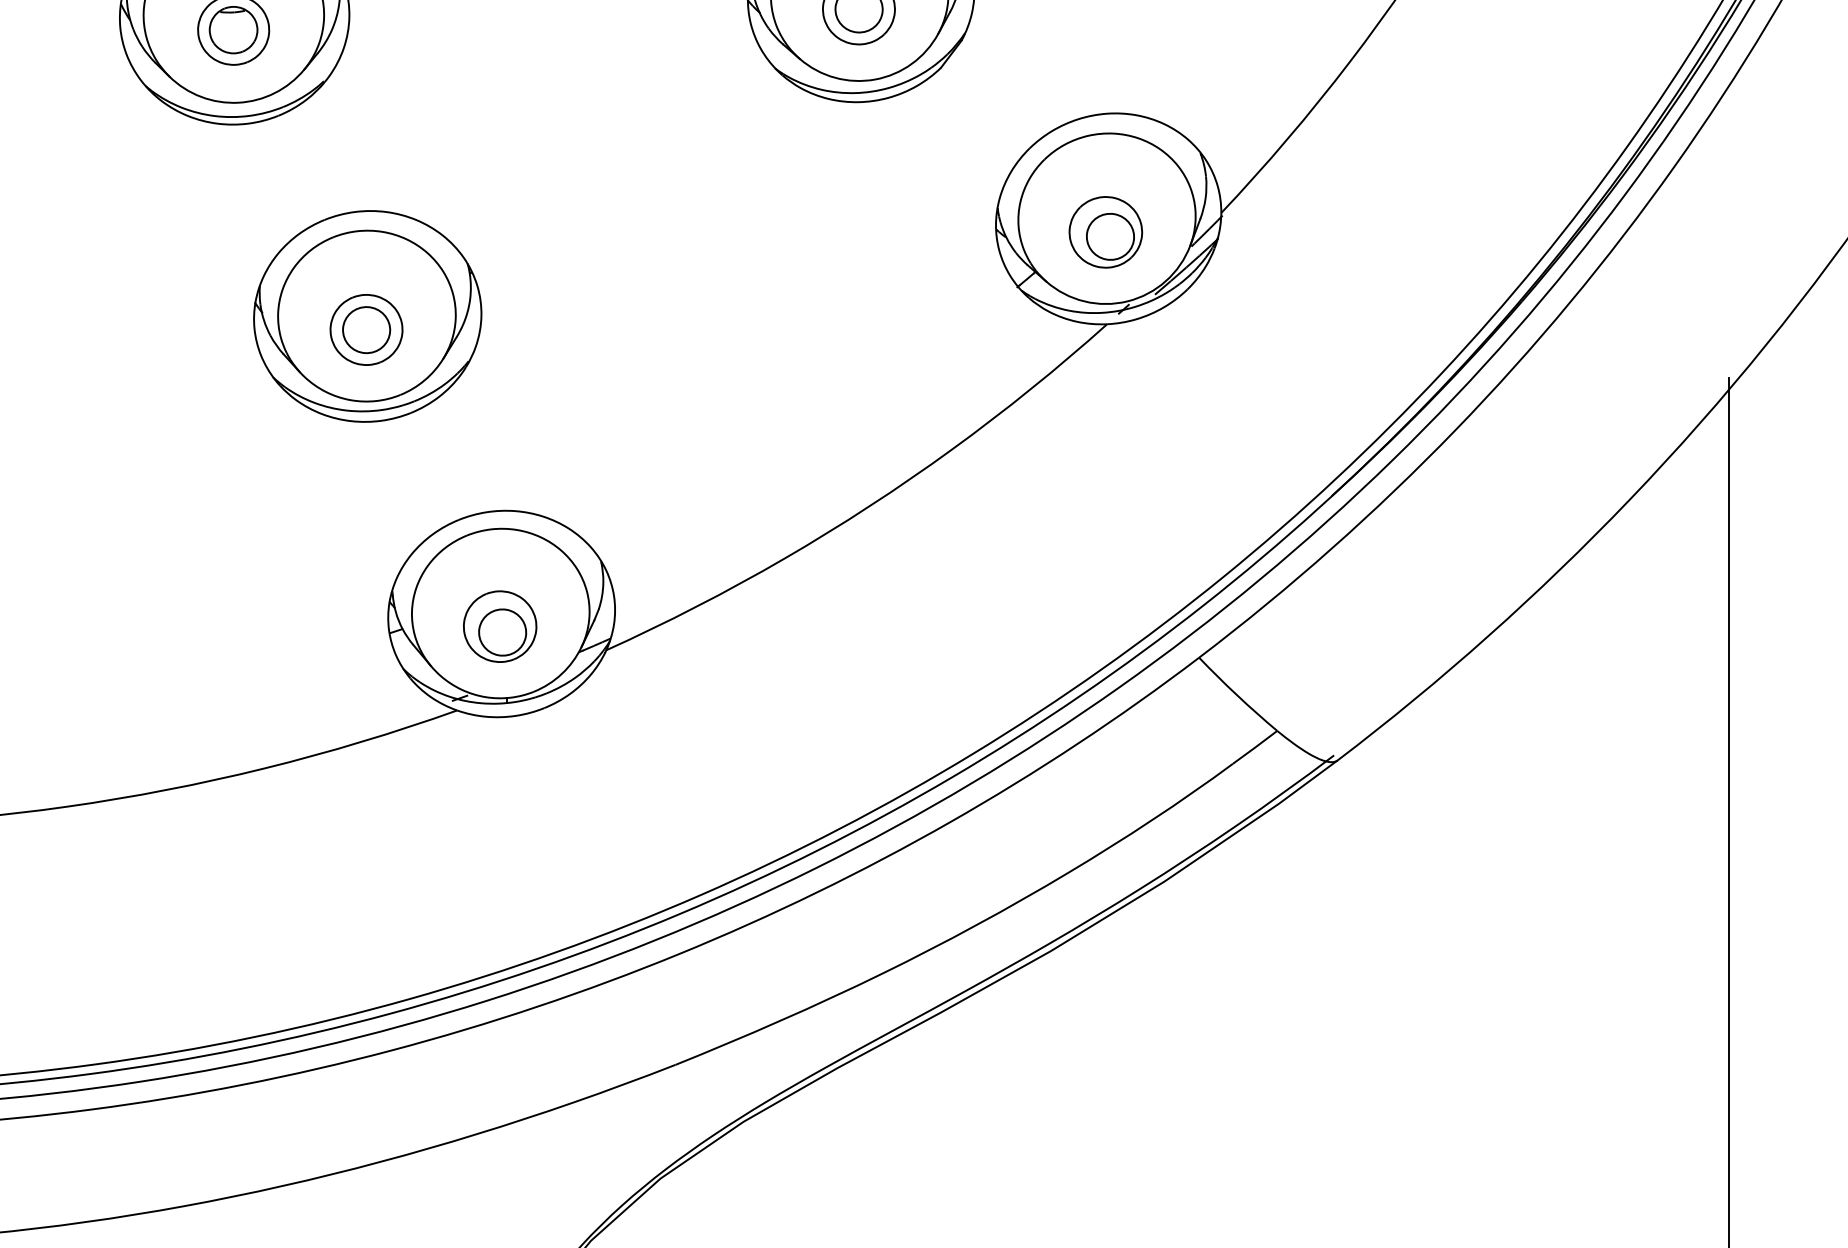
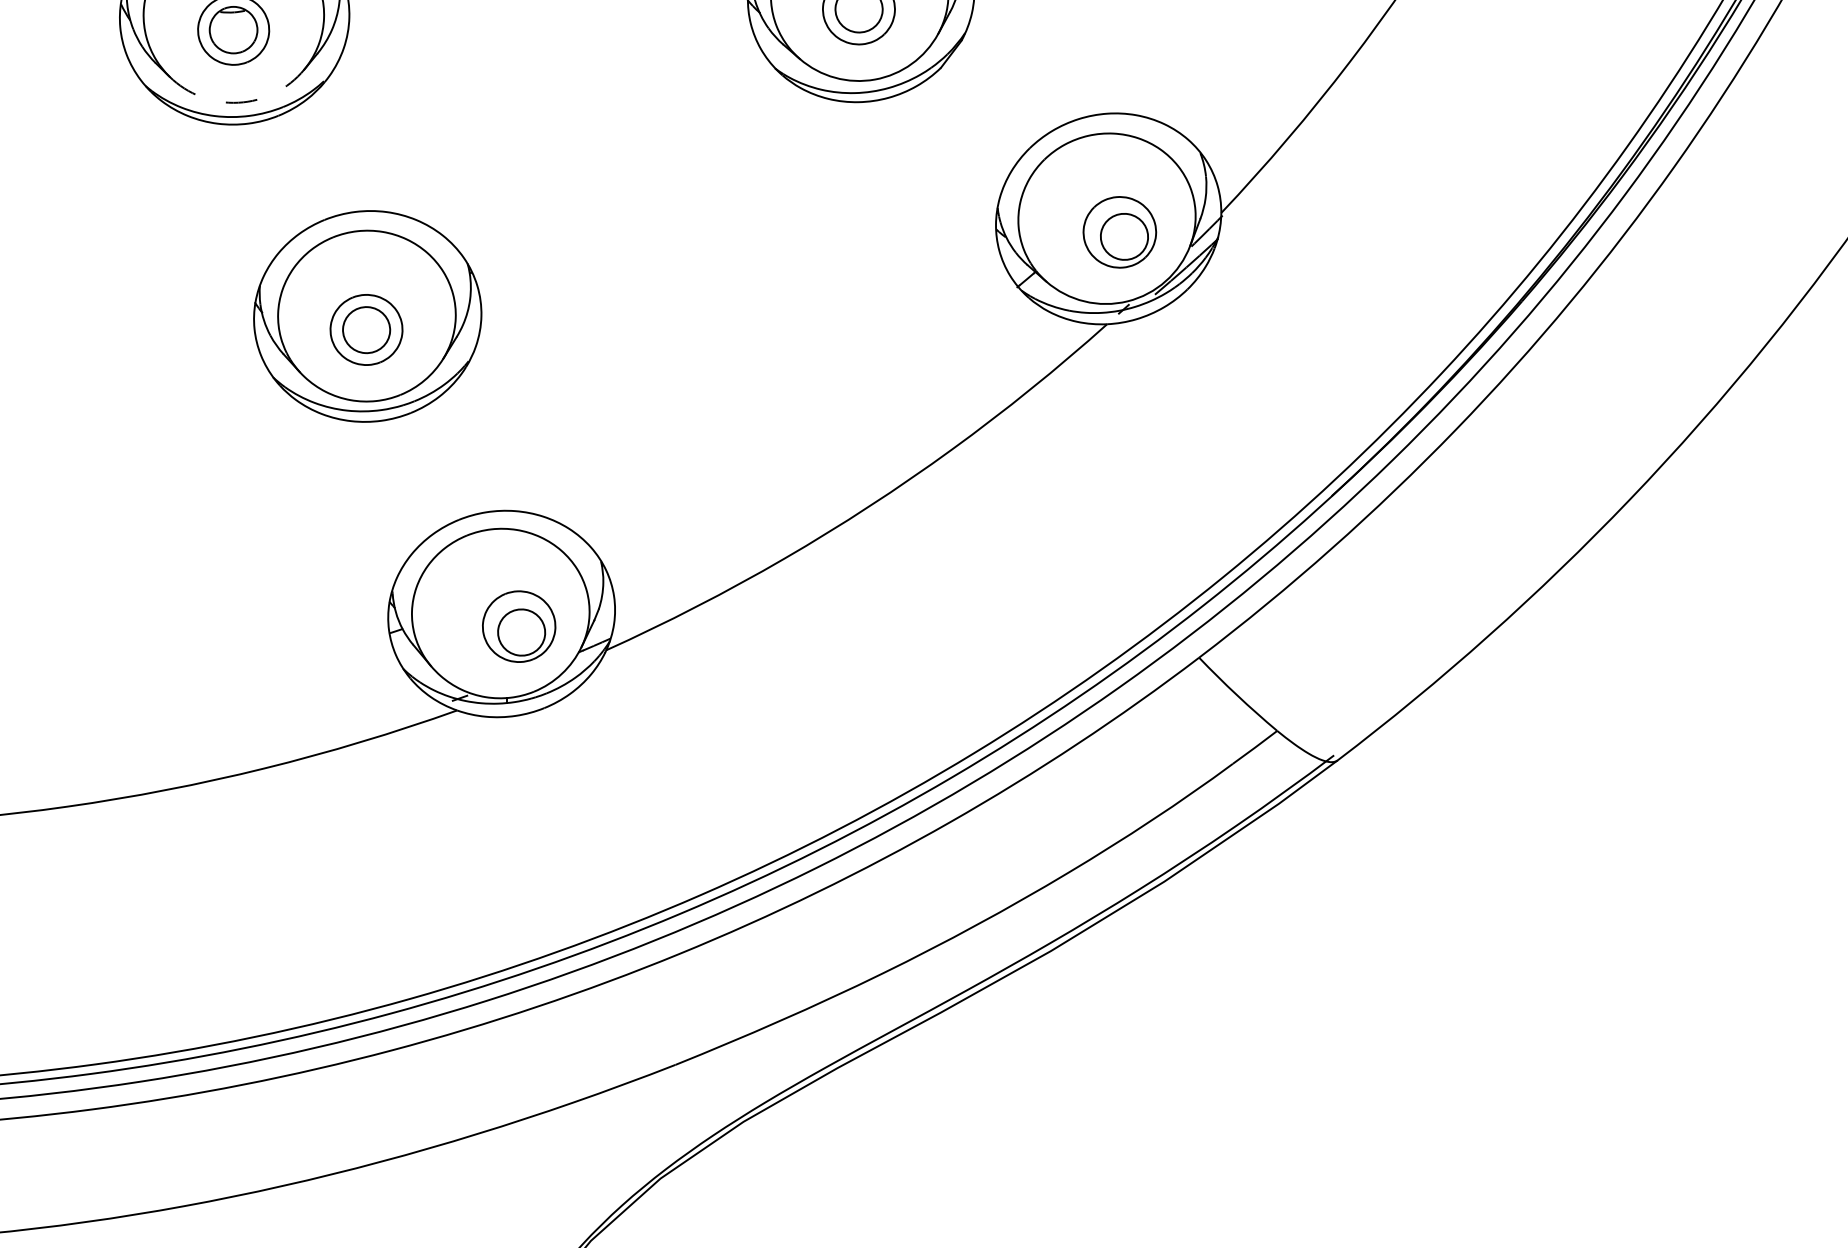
arc: solid -> dashed (238, 102)
part position: (1105, 232) -> (1119, 232) (1119, 232)
part position: (500, 626) -> (519, 626) (519, 626)
line: present -> none (1728, 810)
